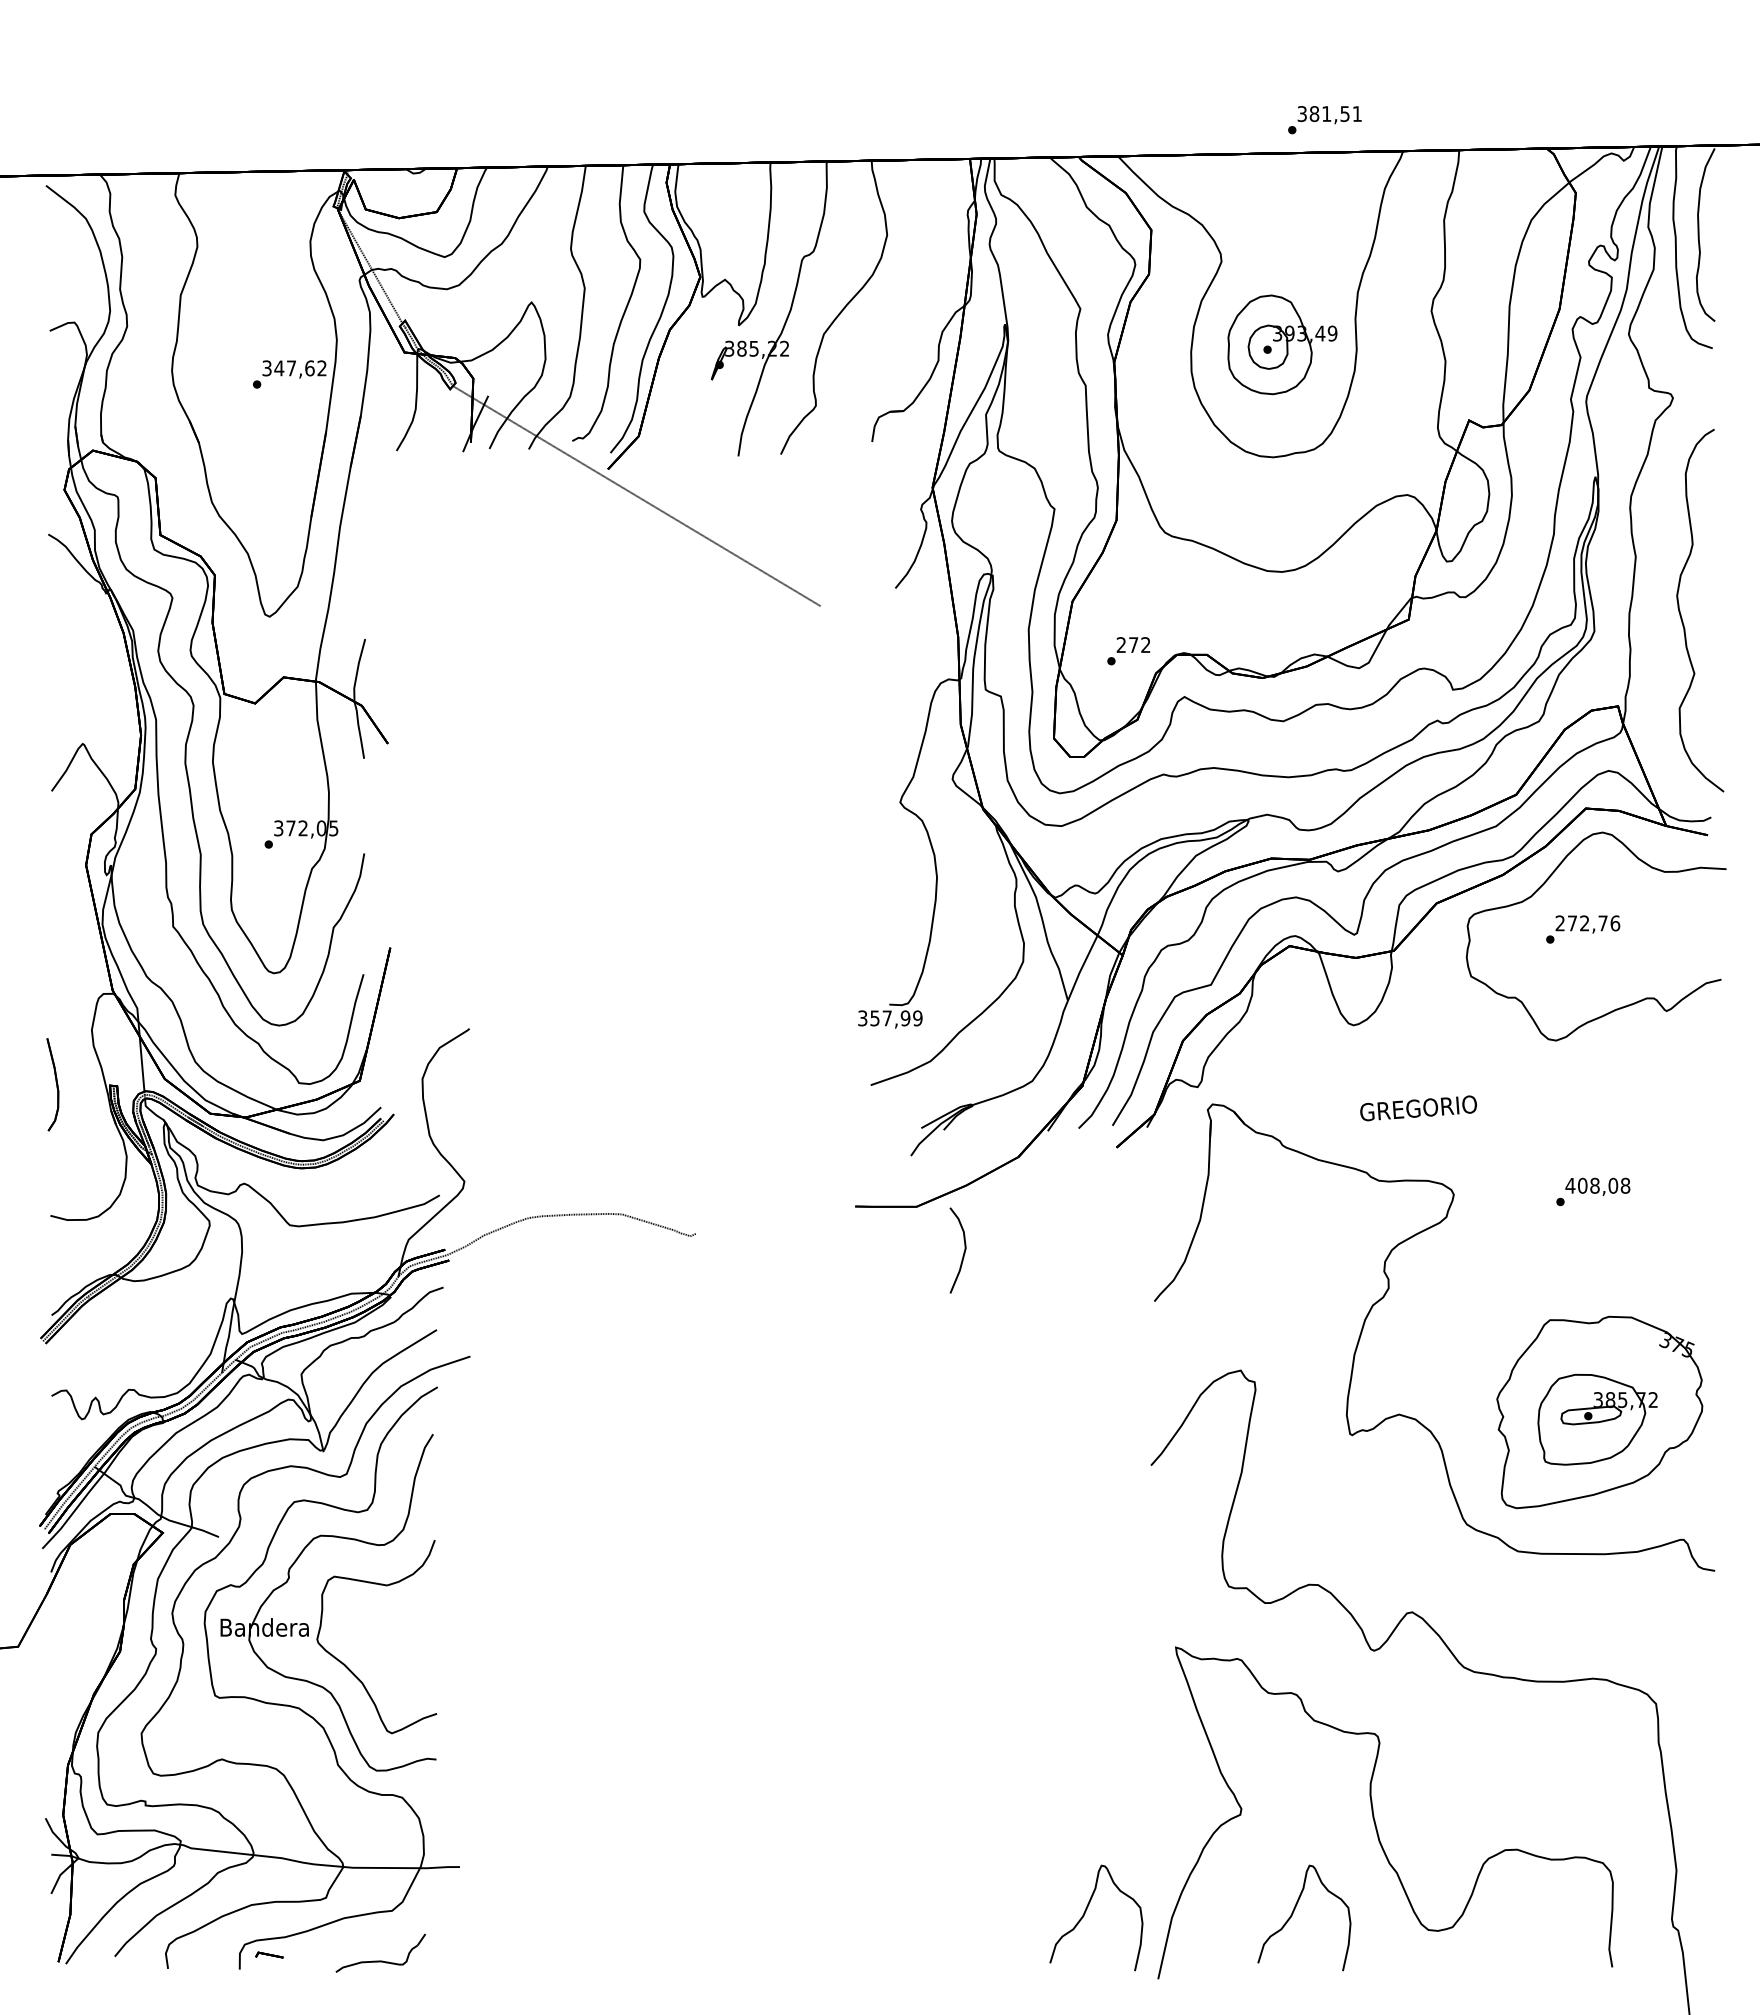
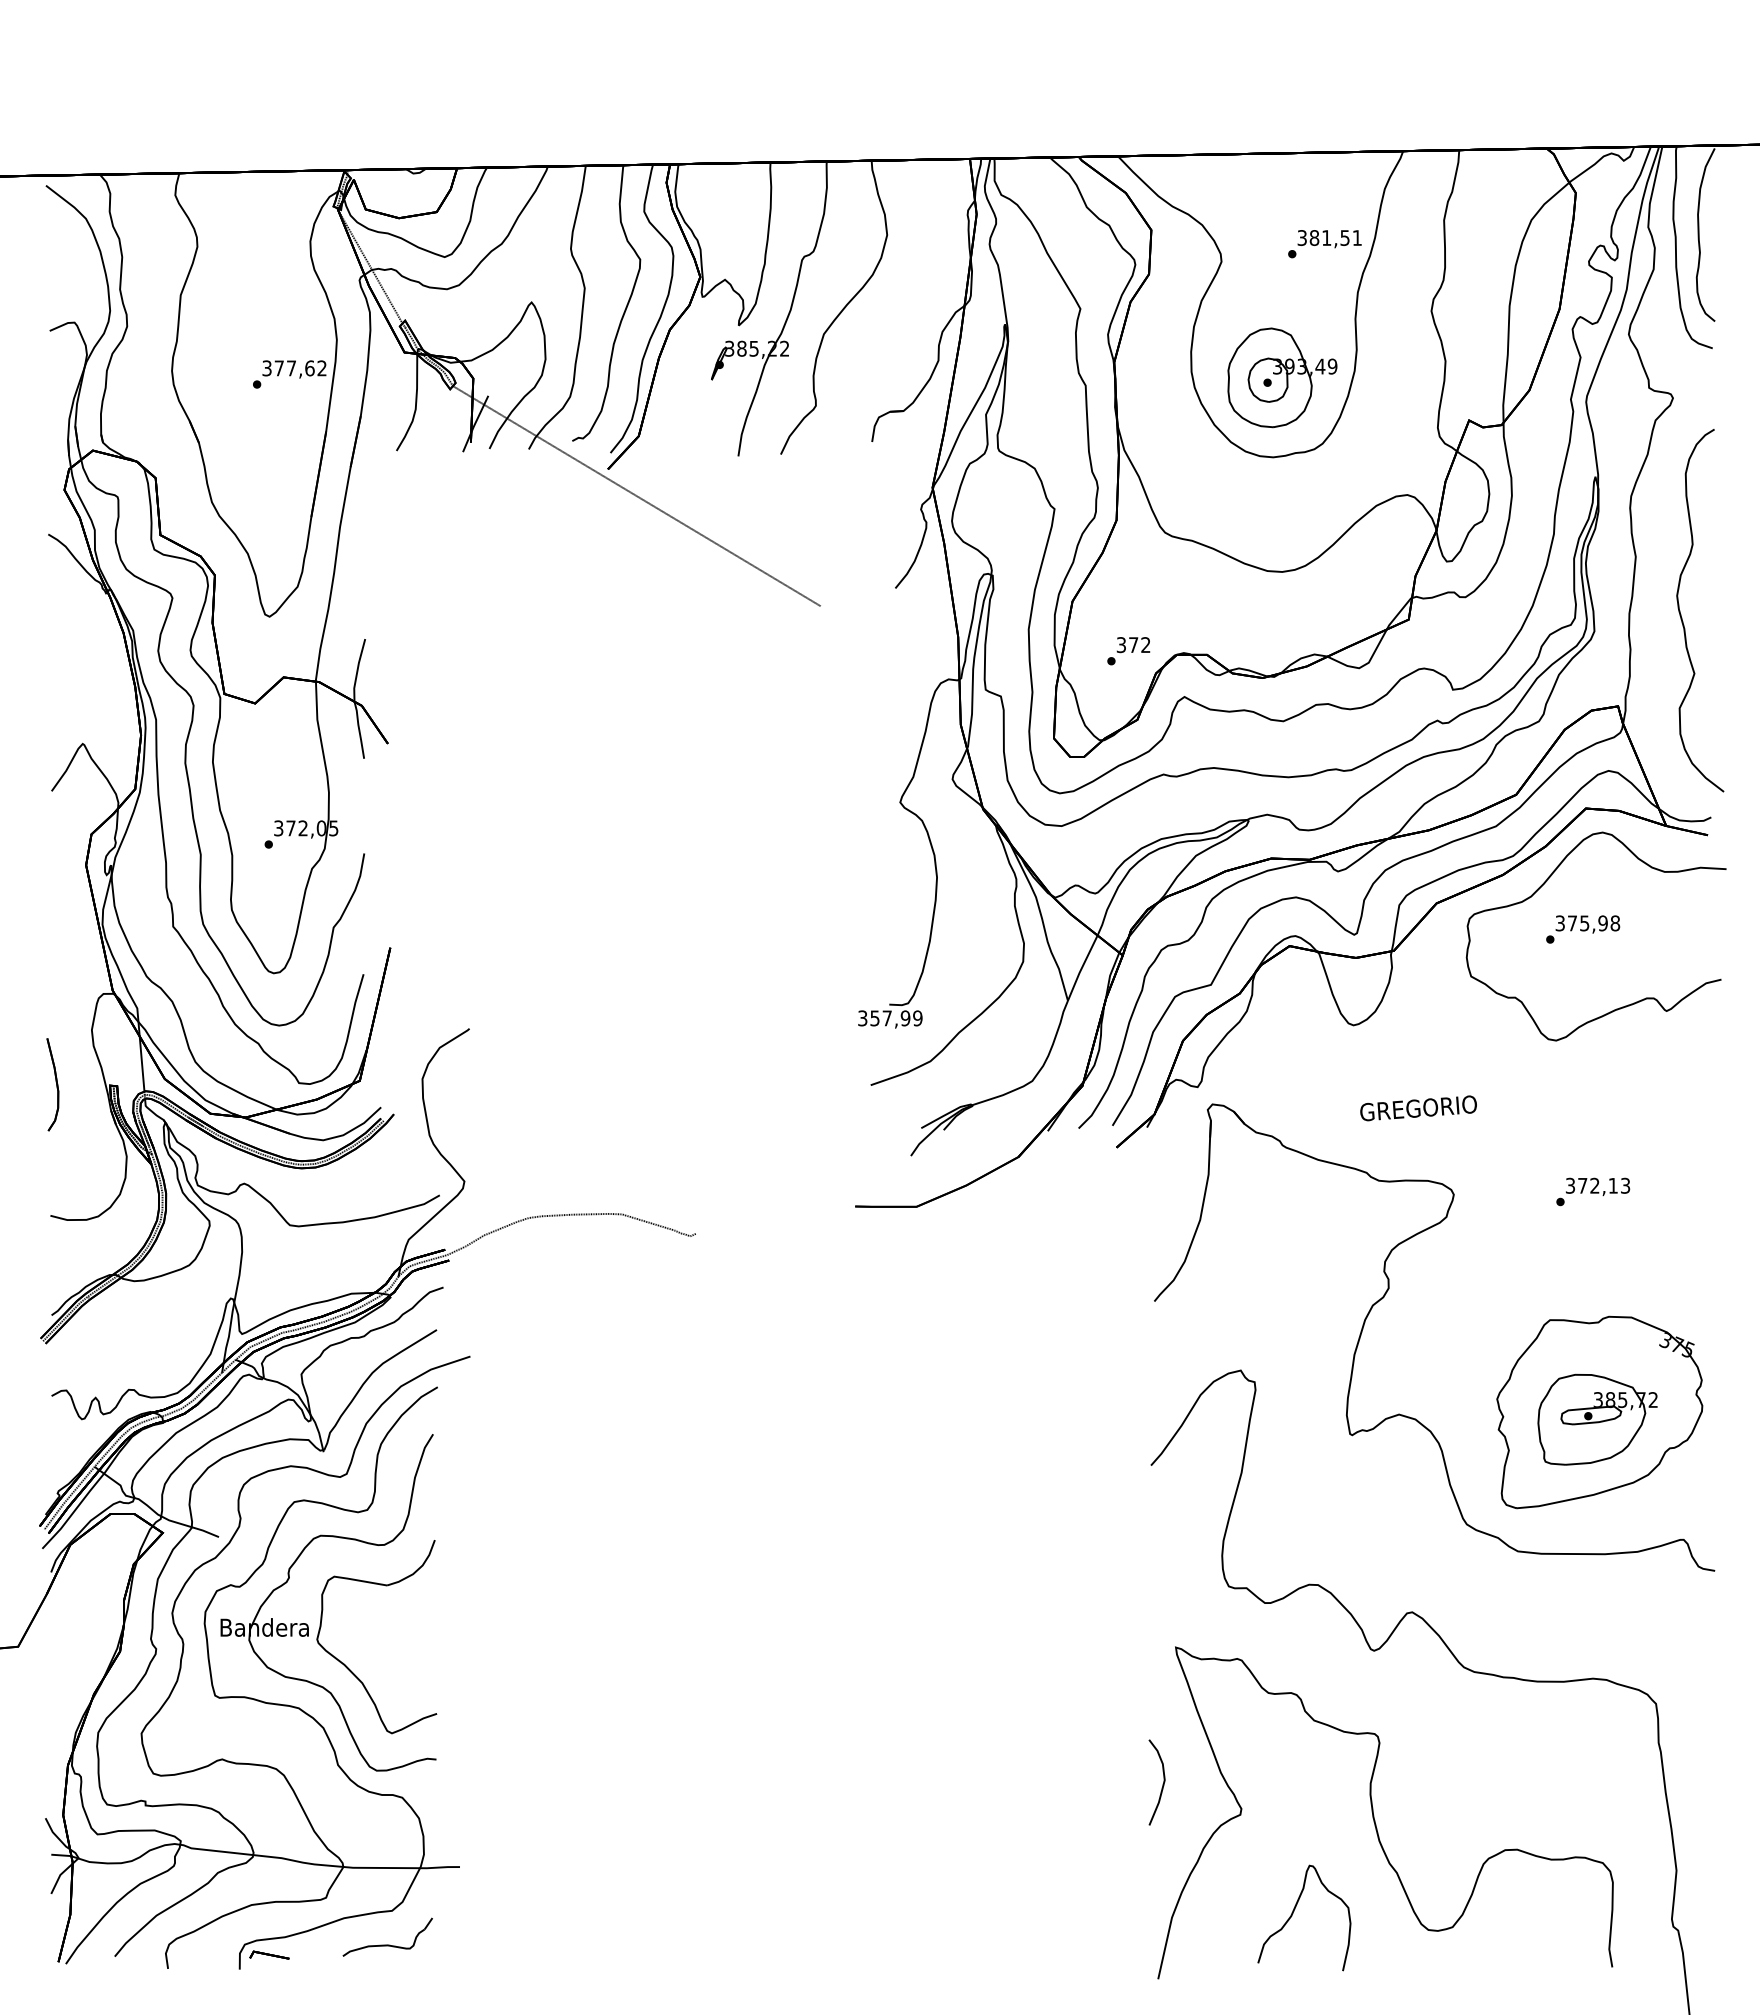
text position: (1324, 120) -> (1324, 244) (1324, 244)
part position: (1282, 344) -> (1282, 377) (1282, 377)
text: 347,62 -> 377,62 (279, 368)
text: 272 -> 372 (1120, 645)
text: 272,76 -> 375,98 (1587, 923)
text: 408,08 -> 372,13 (1597, 1185)
curve position: (963, 1252) -> (1162, 1784) (1162, 1784)
part: present -> none (1086, 1911)
part size: 29x8 px -> 41x10 px (269, 1954)
part position: (380, 1960) -> (387, 1944) (387, 1944)
